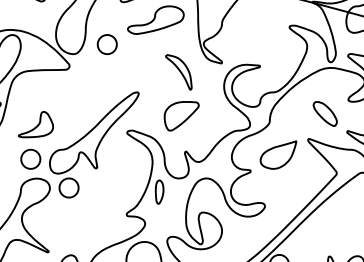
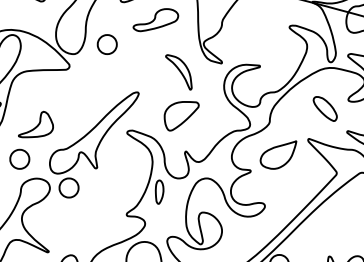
part size: 58x30 px -> 48x25 px (155, 20)
part position: (324, 113) -> (324, 108) (324, 108)
part position: (30, 158) -> (19, 158) (19, 158)
